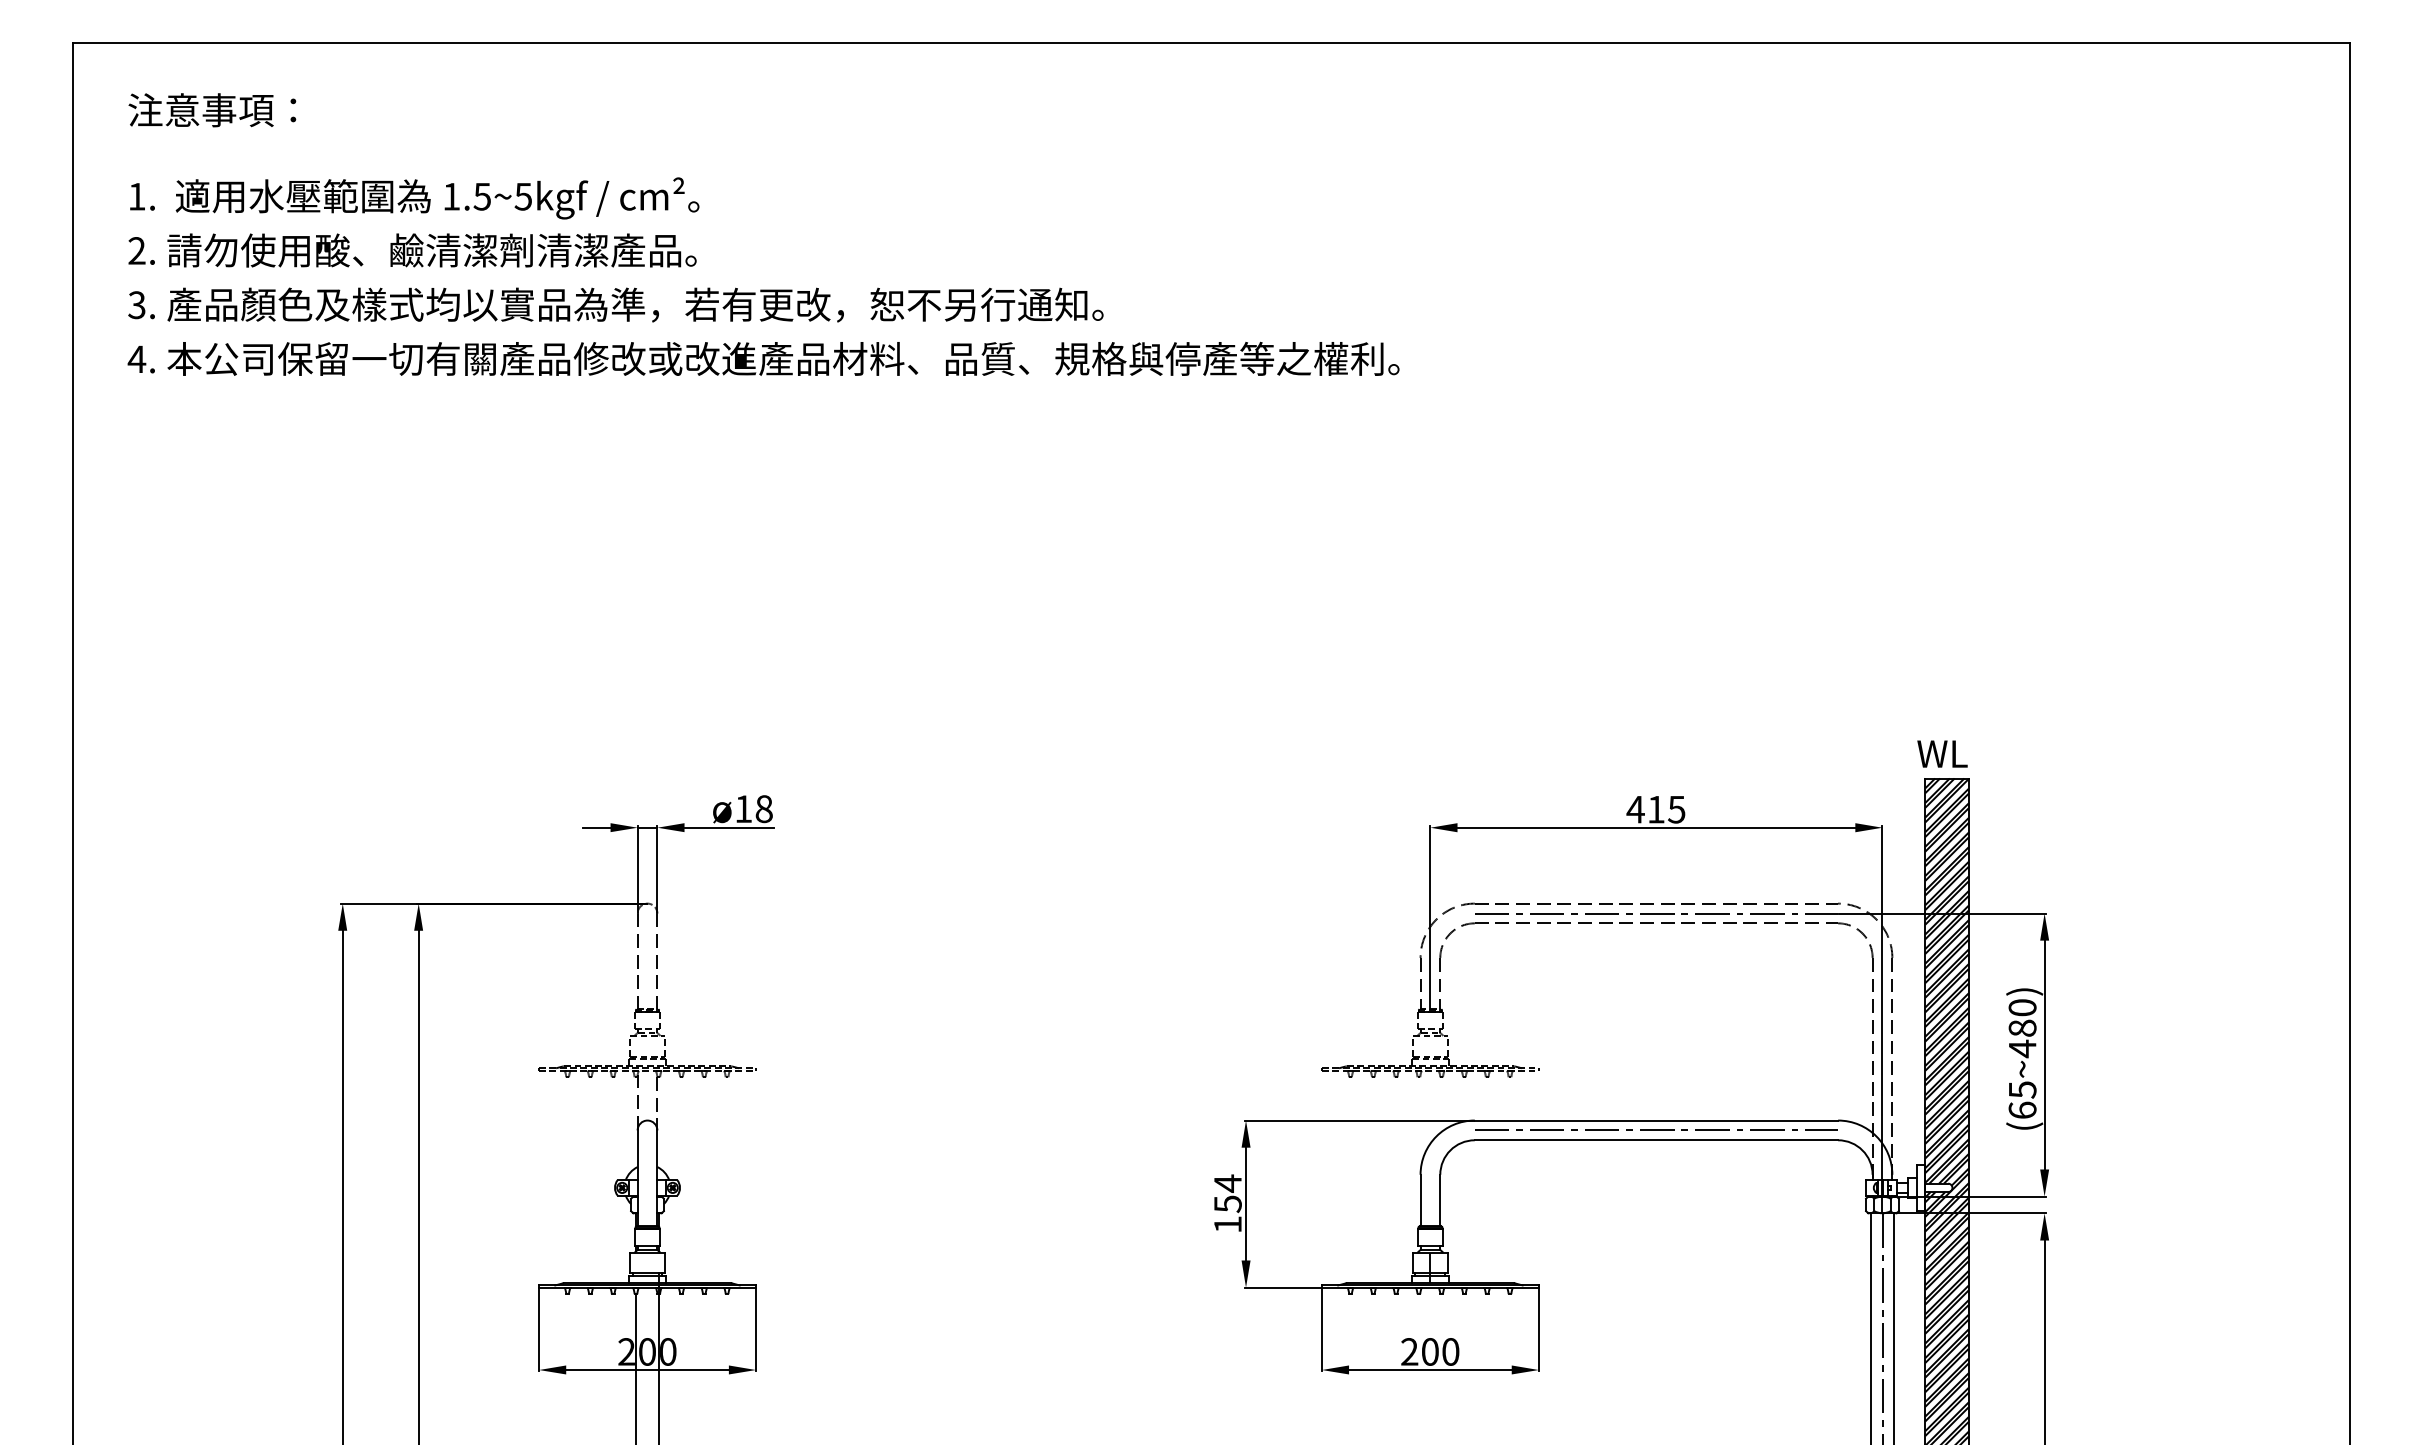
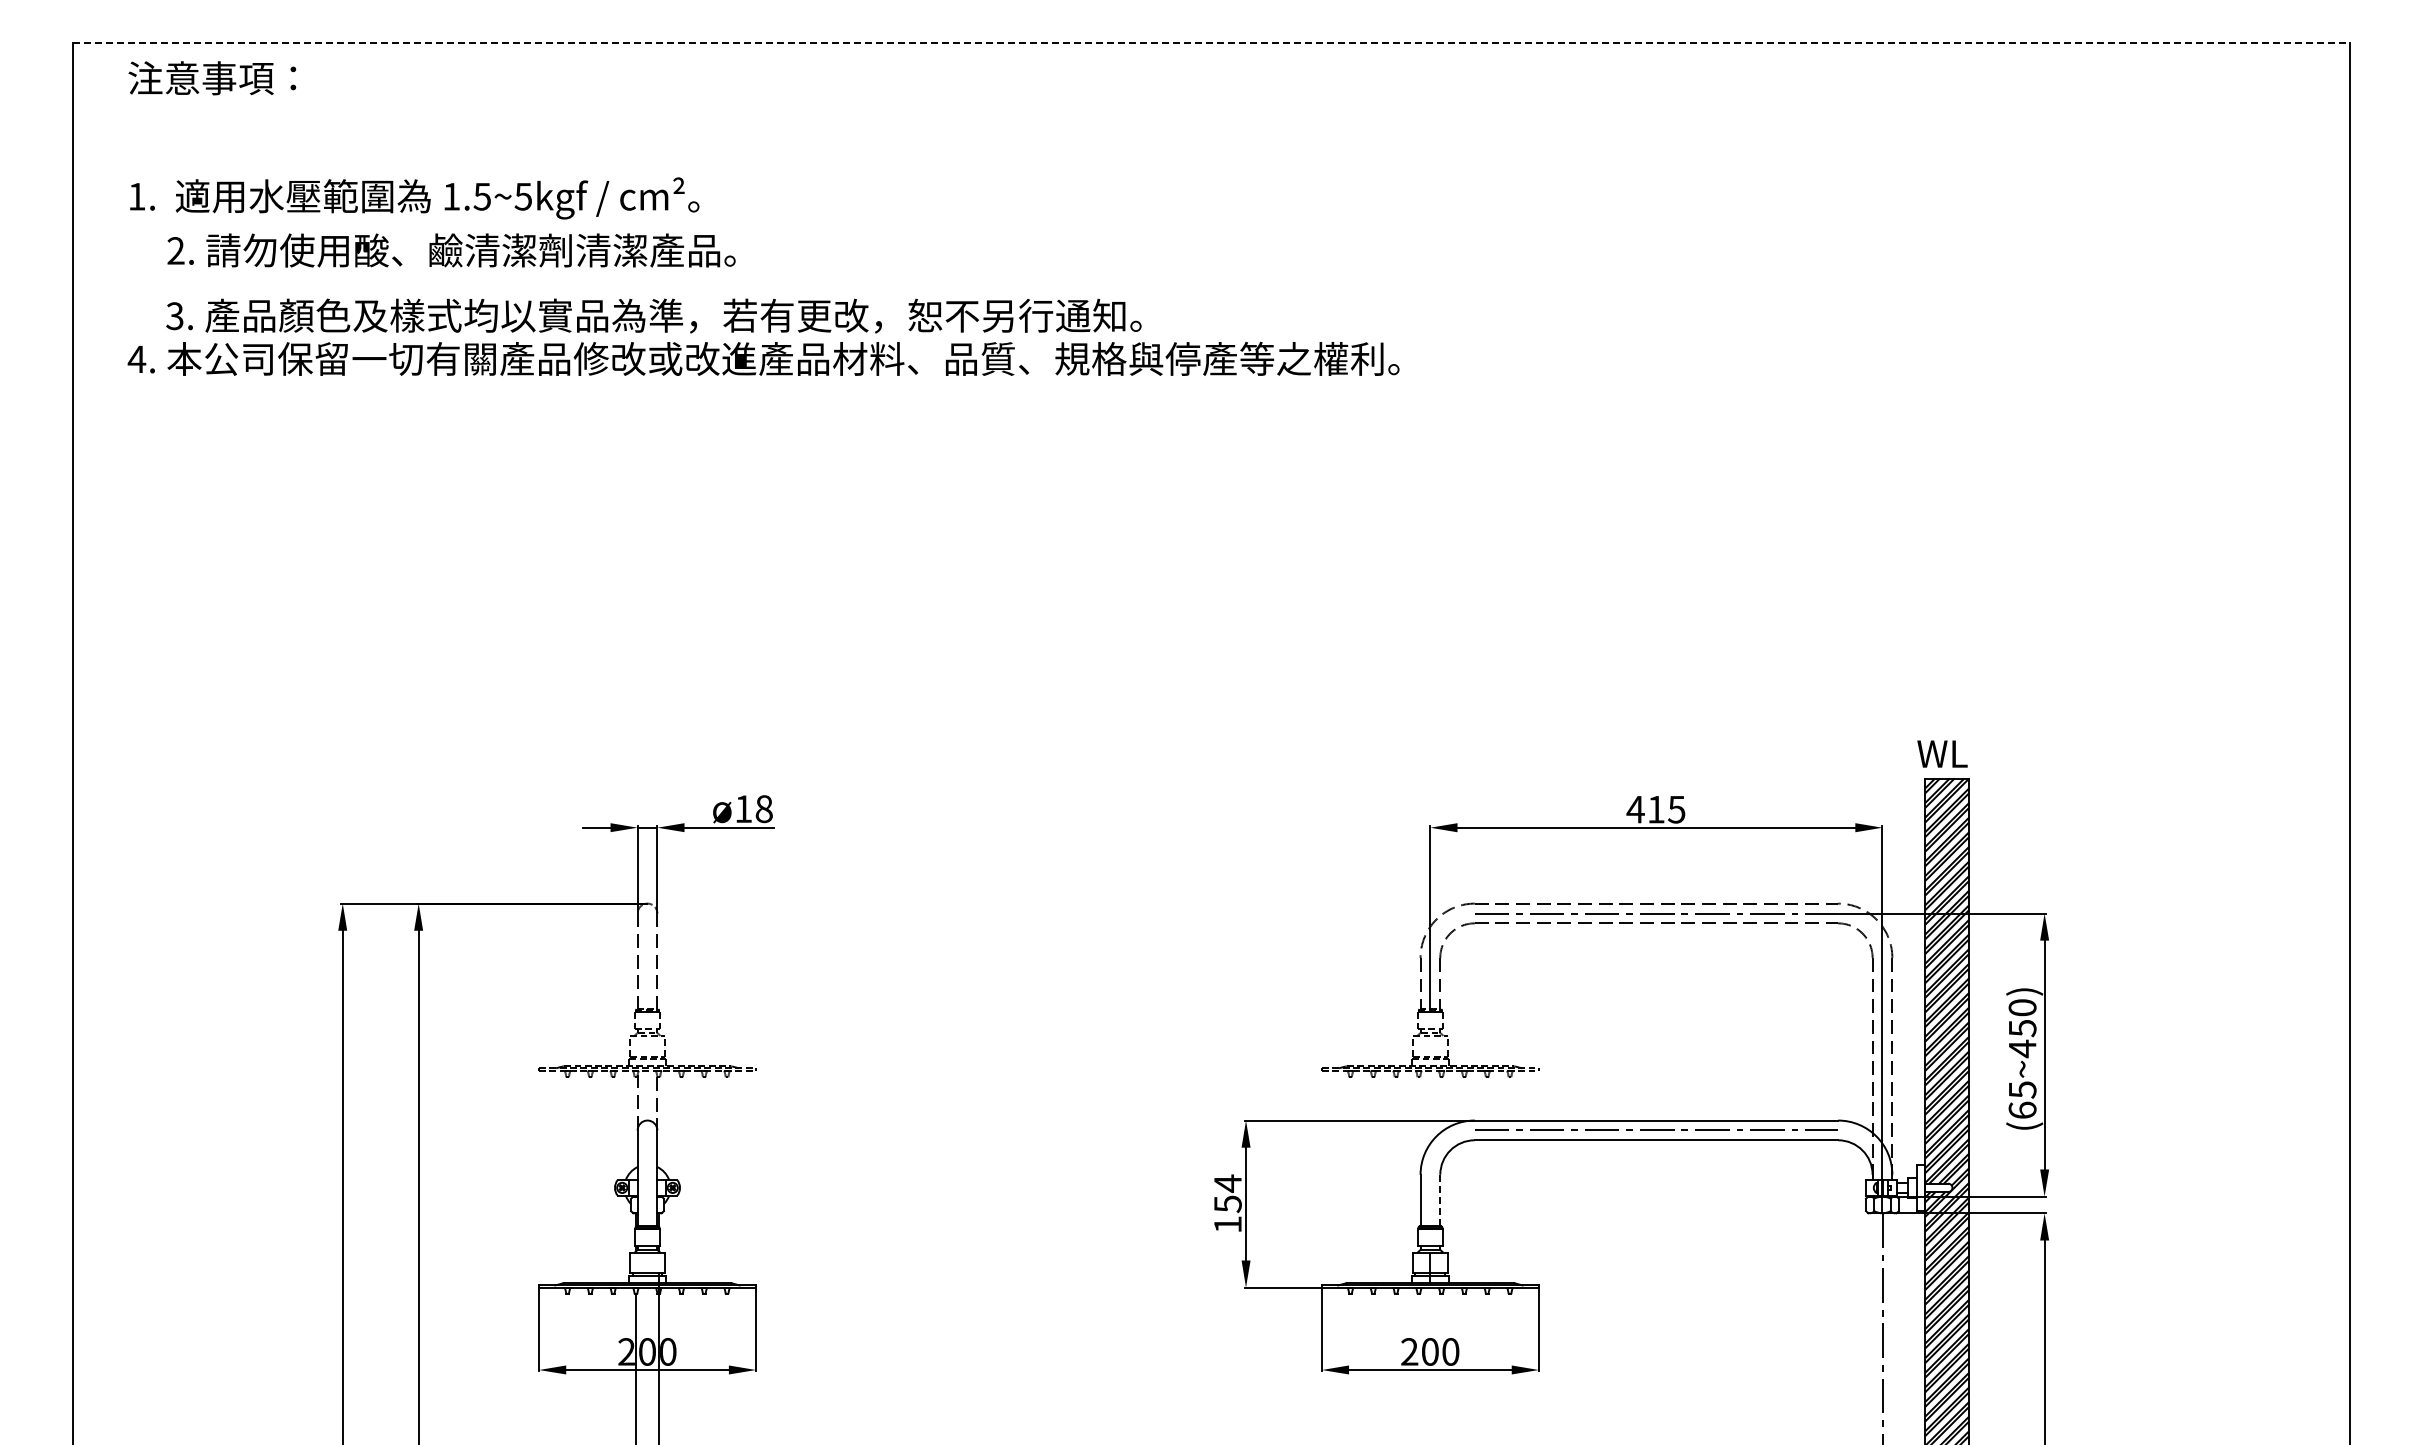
line: solid -> dashed (1211, 43)
text position: (212, 110) -> (212, 78) (212, 78)
text position: (412, 250) -> (451, 250) (451, 250)
text position: (615, 304) -> (653, 315) (653, 315)
text: (65~480) -> (65~450) (2022, 1028)
line: solid -> dashed (1440, 1200)
line: present -> none (1871, 1327)
line: present -> none (1893, 1327)
